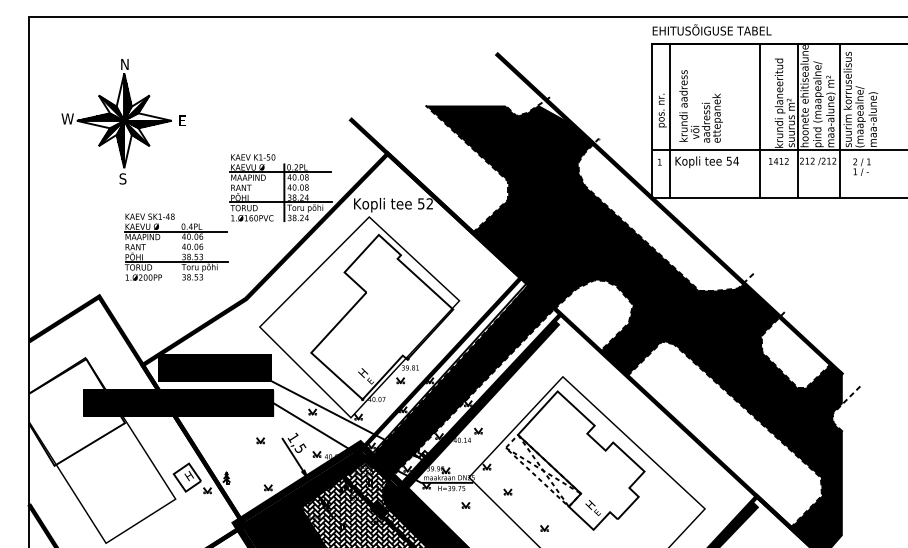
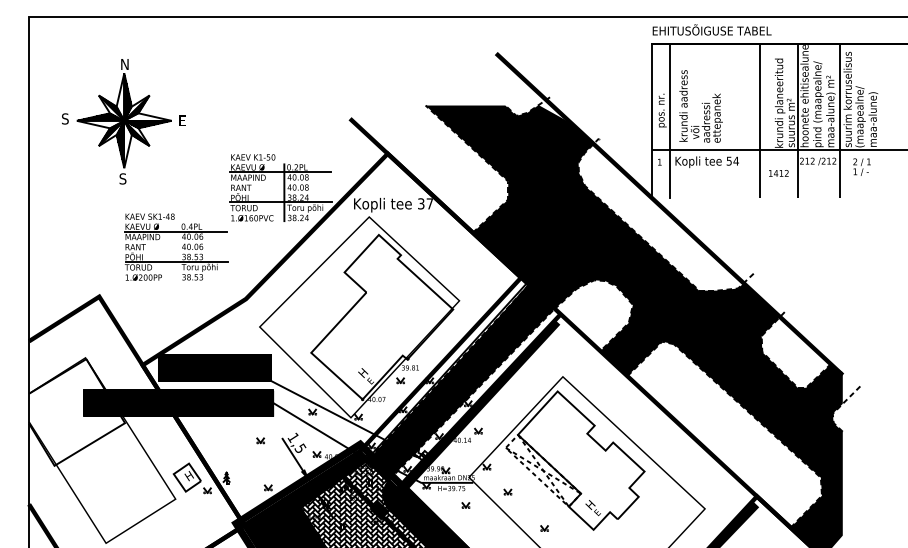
text: W -> S (67, 118)
text position: (778, 161) -> (778, 173) (778, 173)
line: present -> none (778, 198)
text: 52 -> 37 (425, 203)
